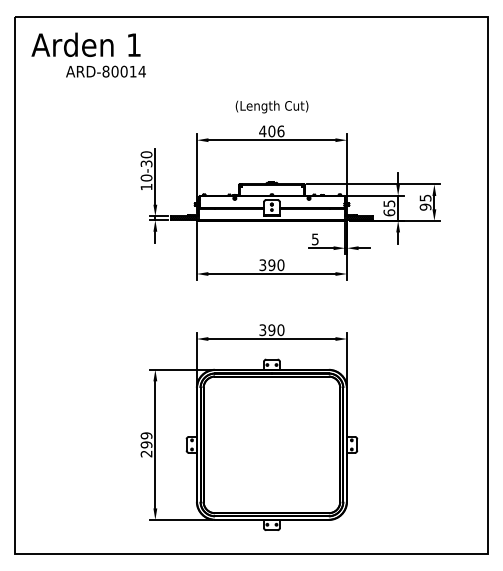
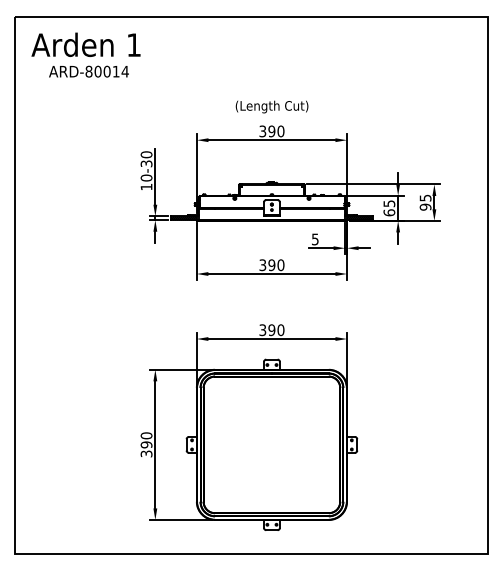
text position: (105, 71) -> (88, 71) (88, 71)
text: 406 -> 390 (271, 131)
text: 299 -> 390 (146, 444)
